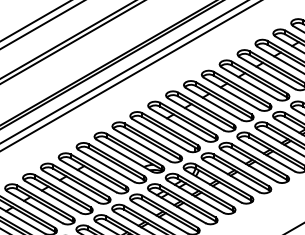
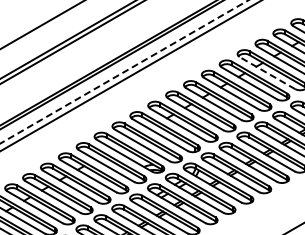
line: present -> none (34, 21)
line: solid -> dashed (124, 71)
line: solid -> dashed (266, 72)
